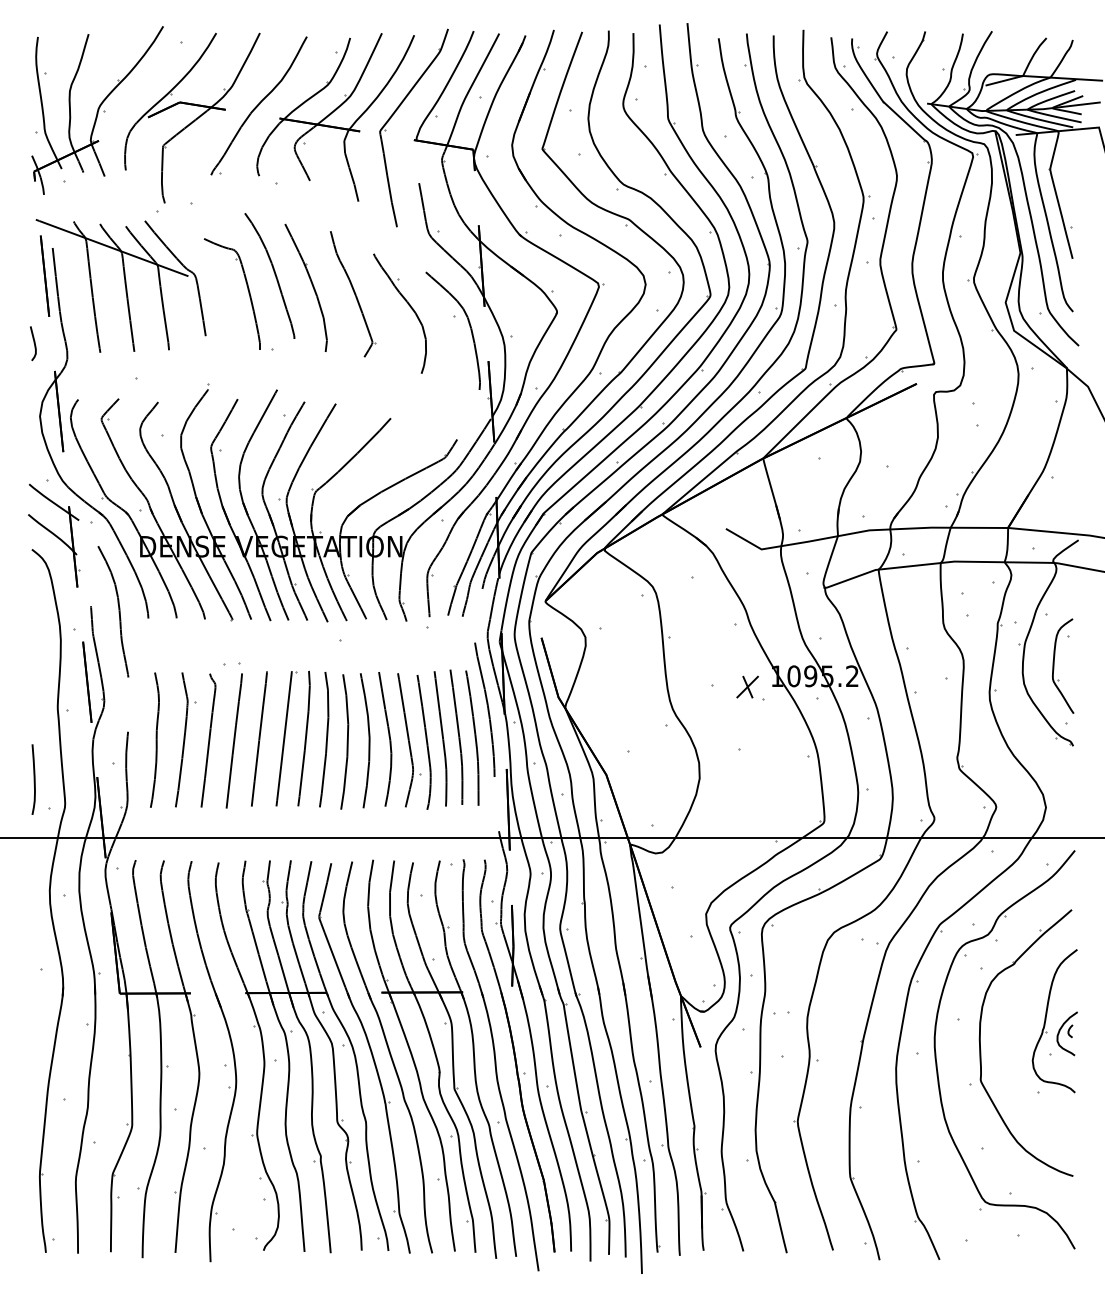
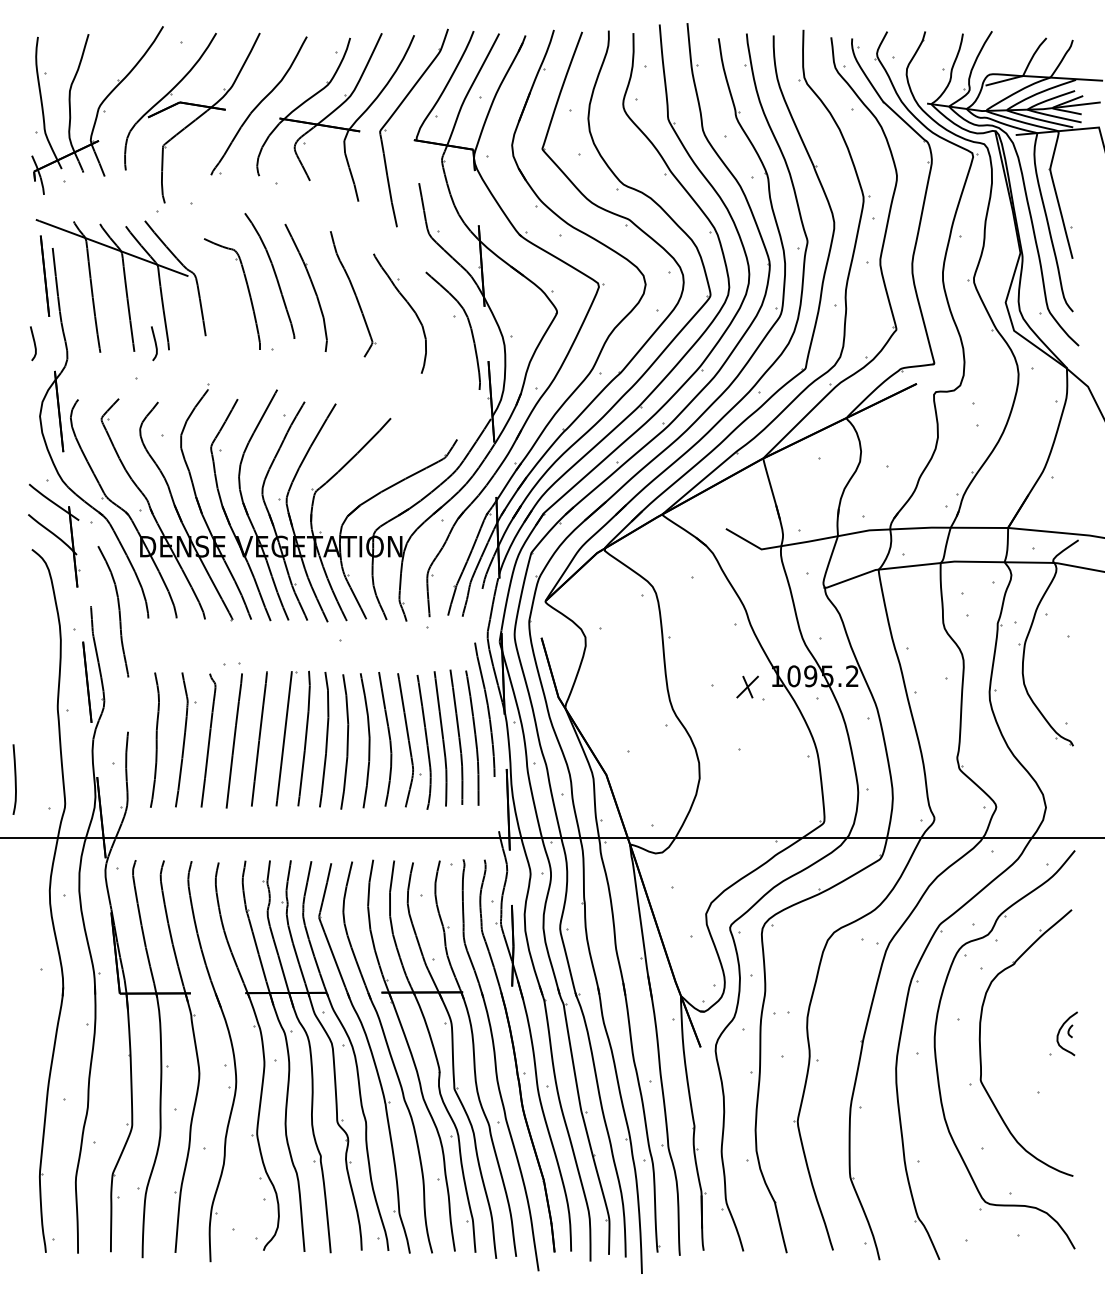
curve: none -> present (154, 343)
part: present -> none (1054, 665)
curve position: (33, 779) -> (14, 779) (14, 779)
part: present -> none (1046, 1020)
